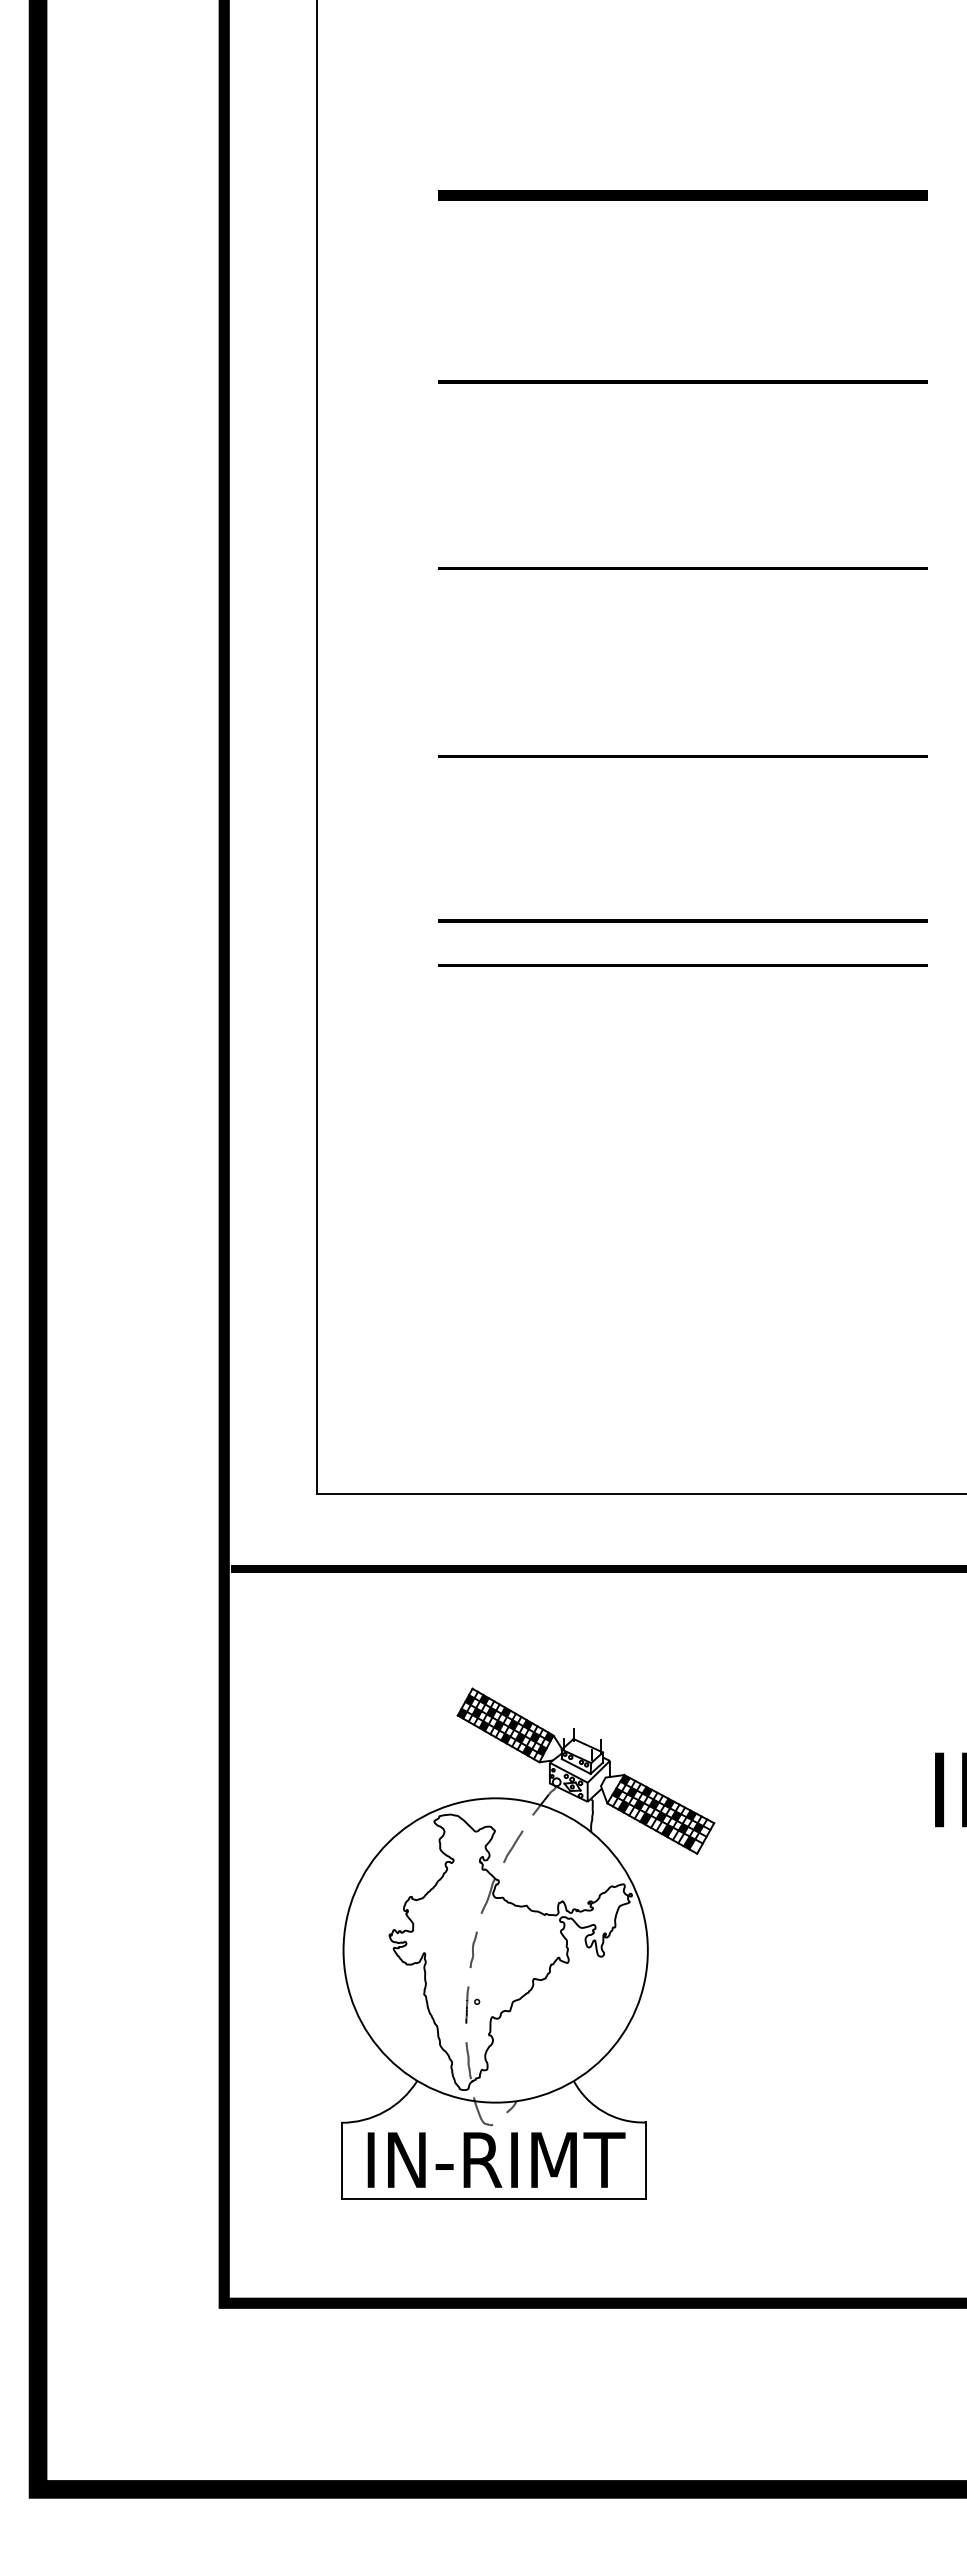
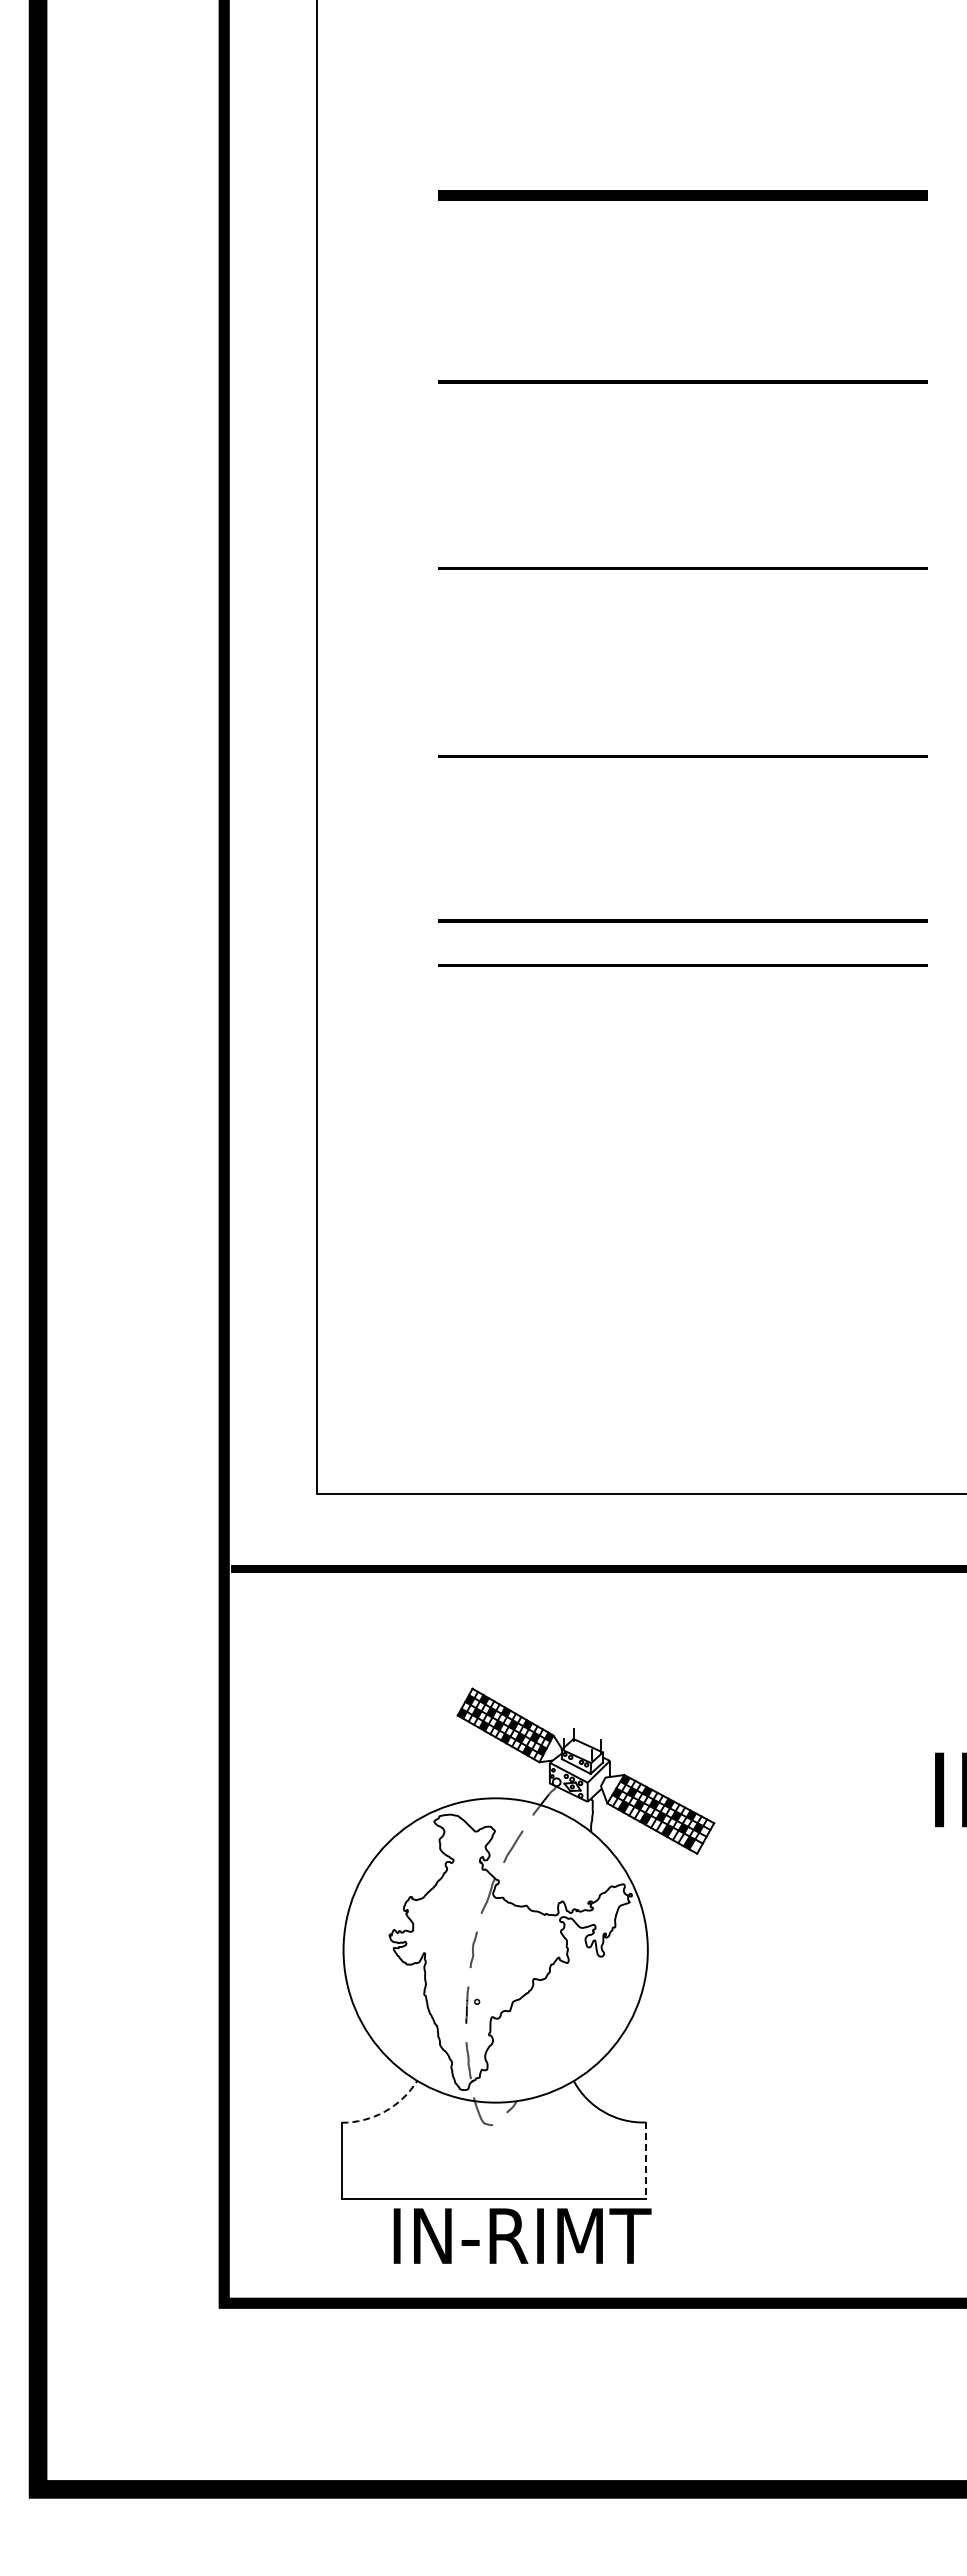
line: solid -> dashed (384, 2111)
text position: (496, 2159) -> (522, 2235) (522, 2235)
line: solid -> dashed (645, 2161)
